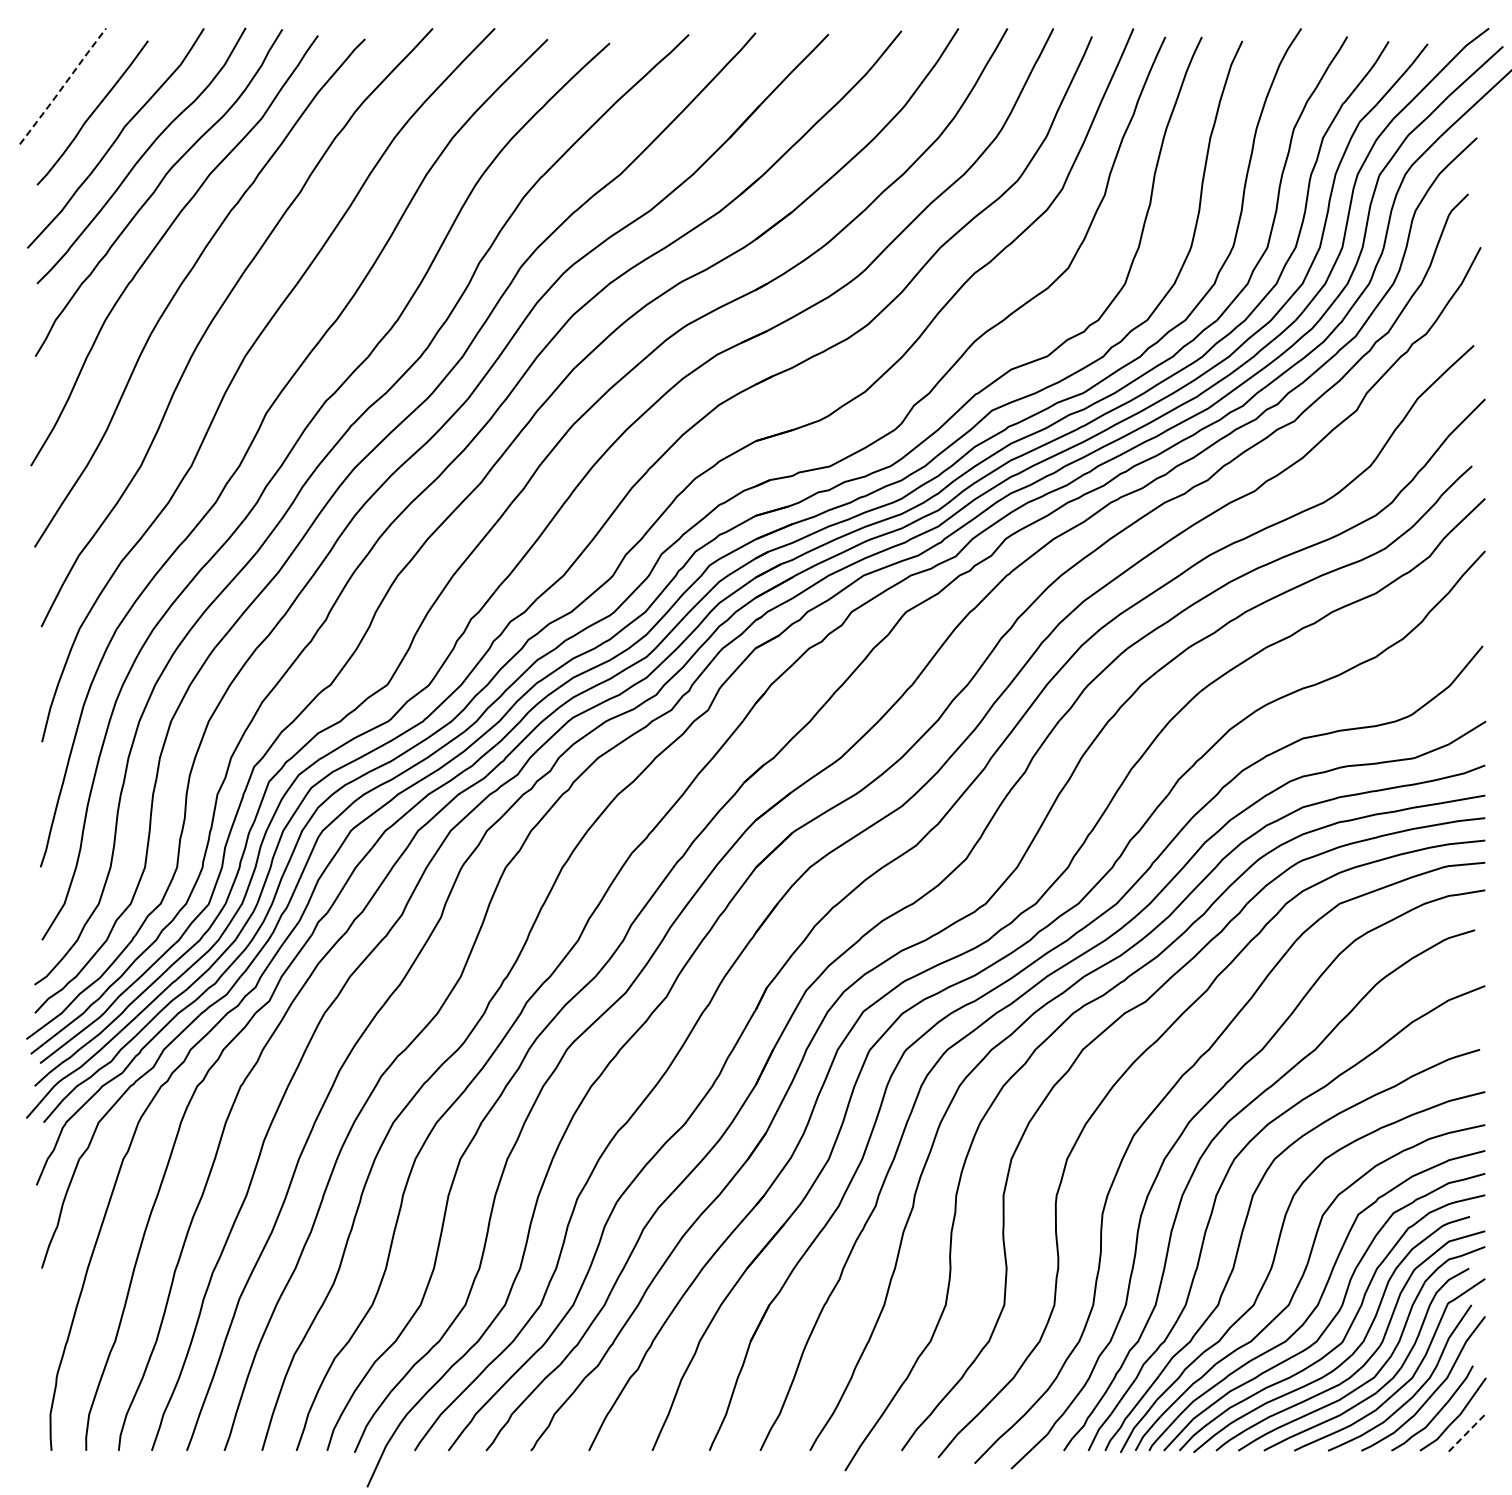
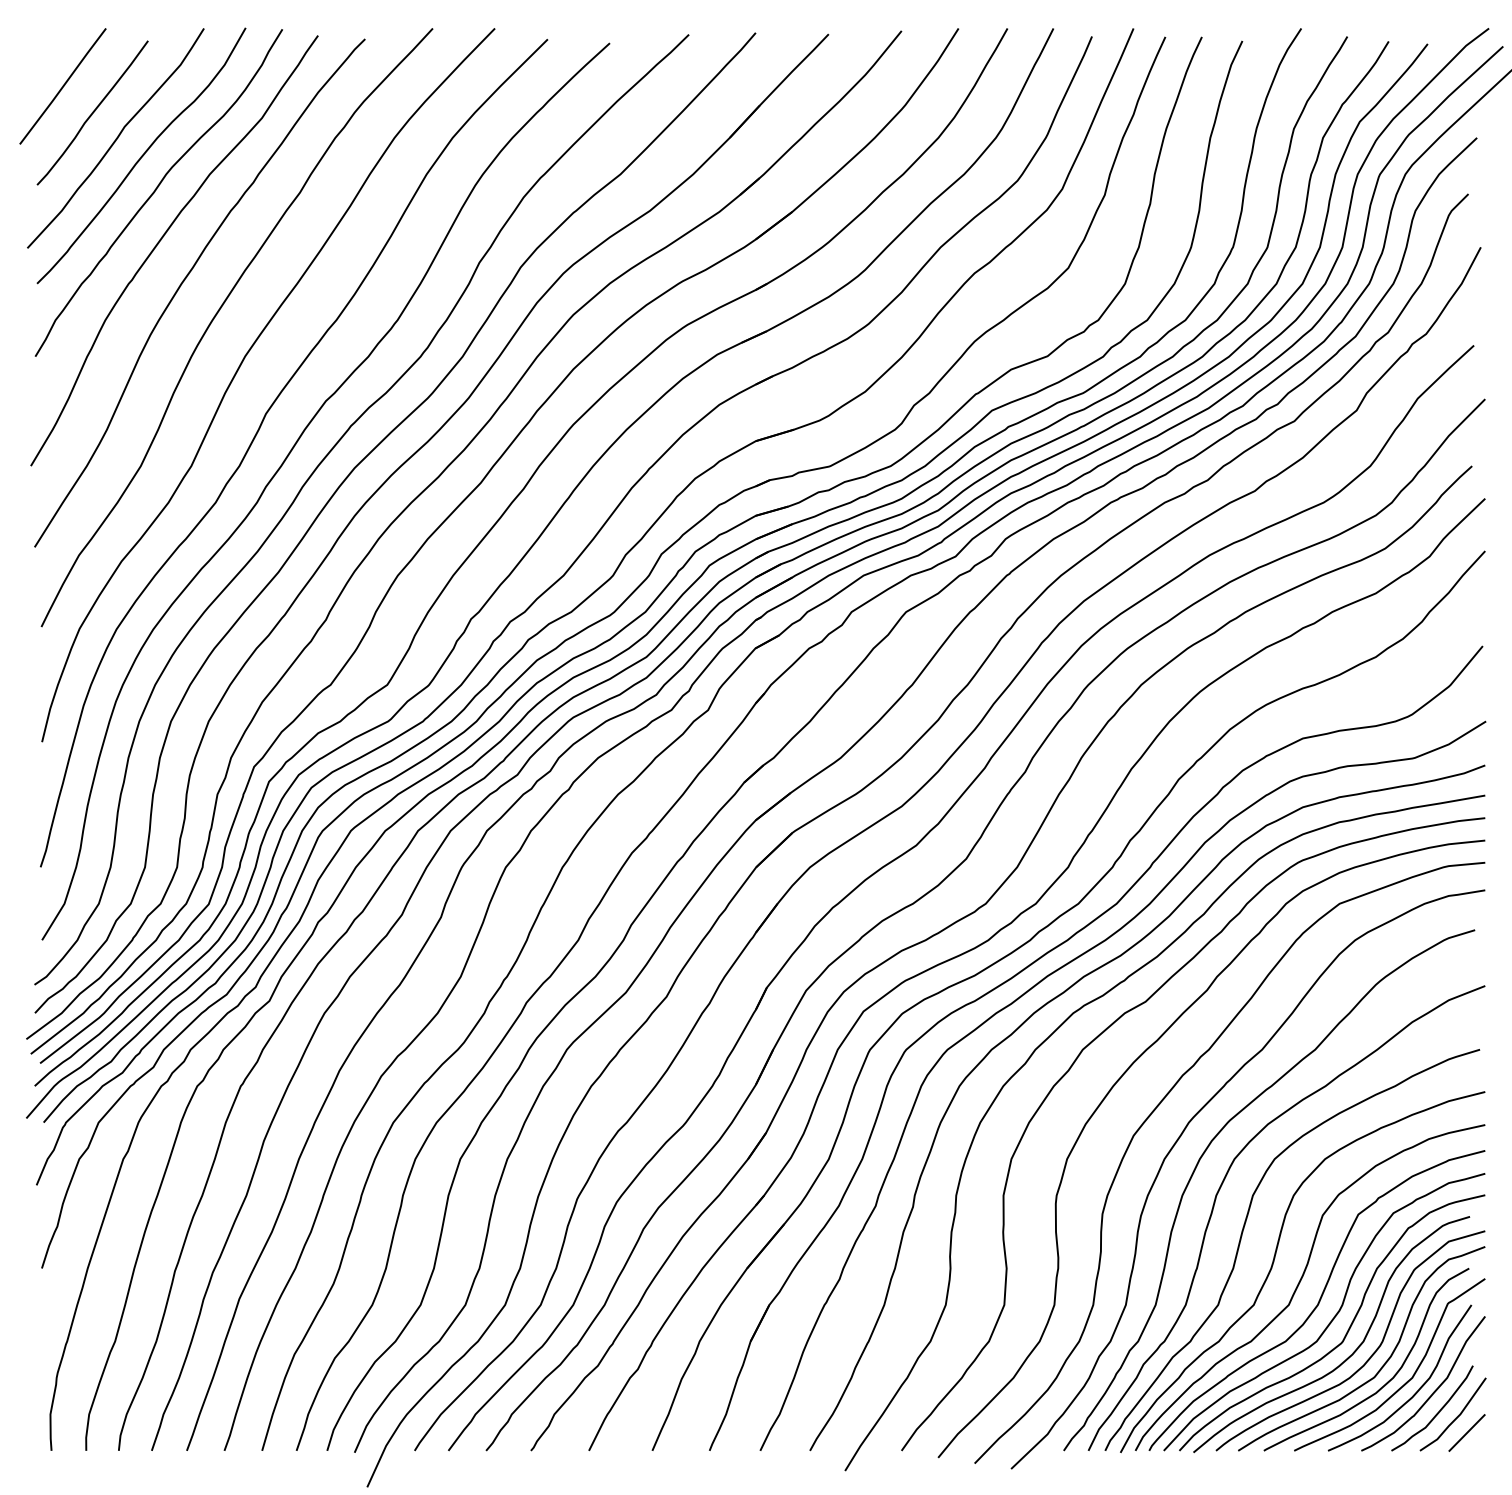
line: dashed -> solid (63, 86)
line: dashed -> solid (1467, 1432)
